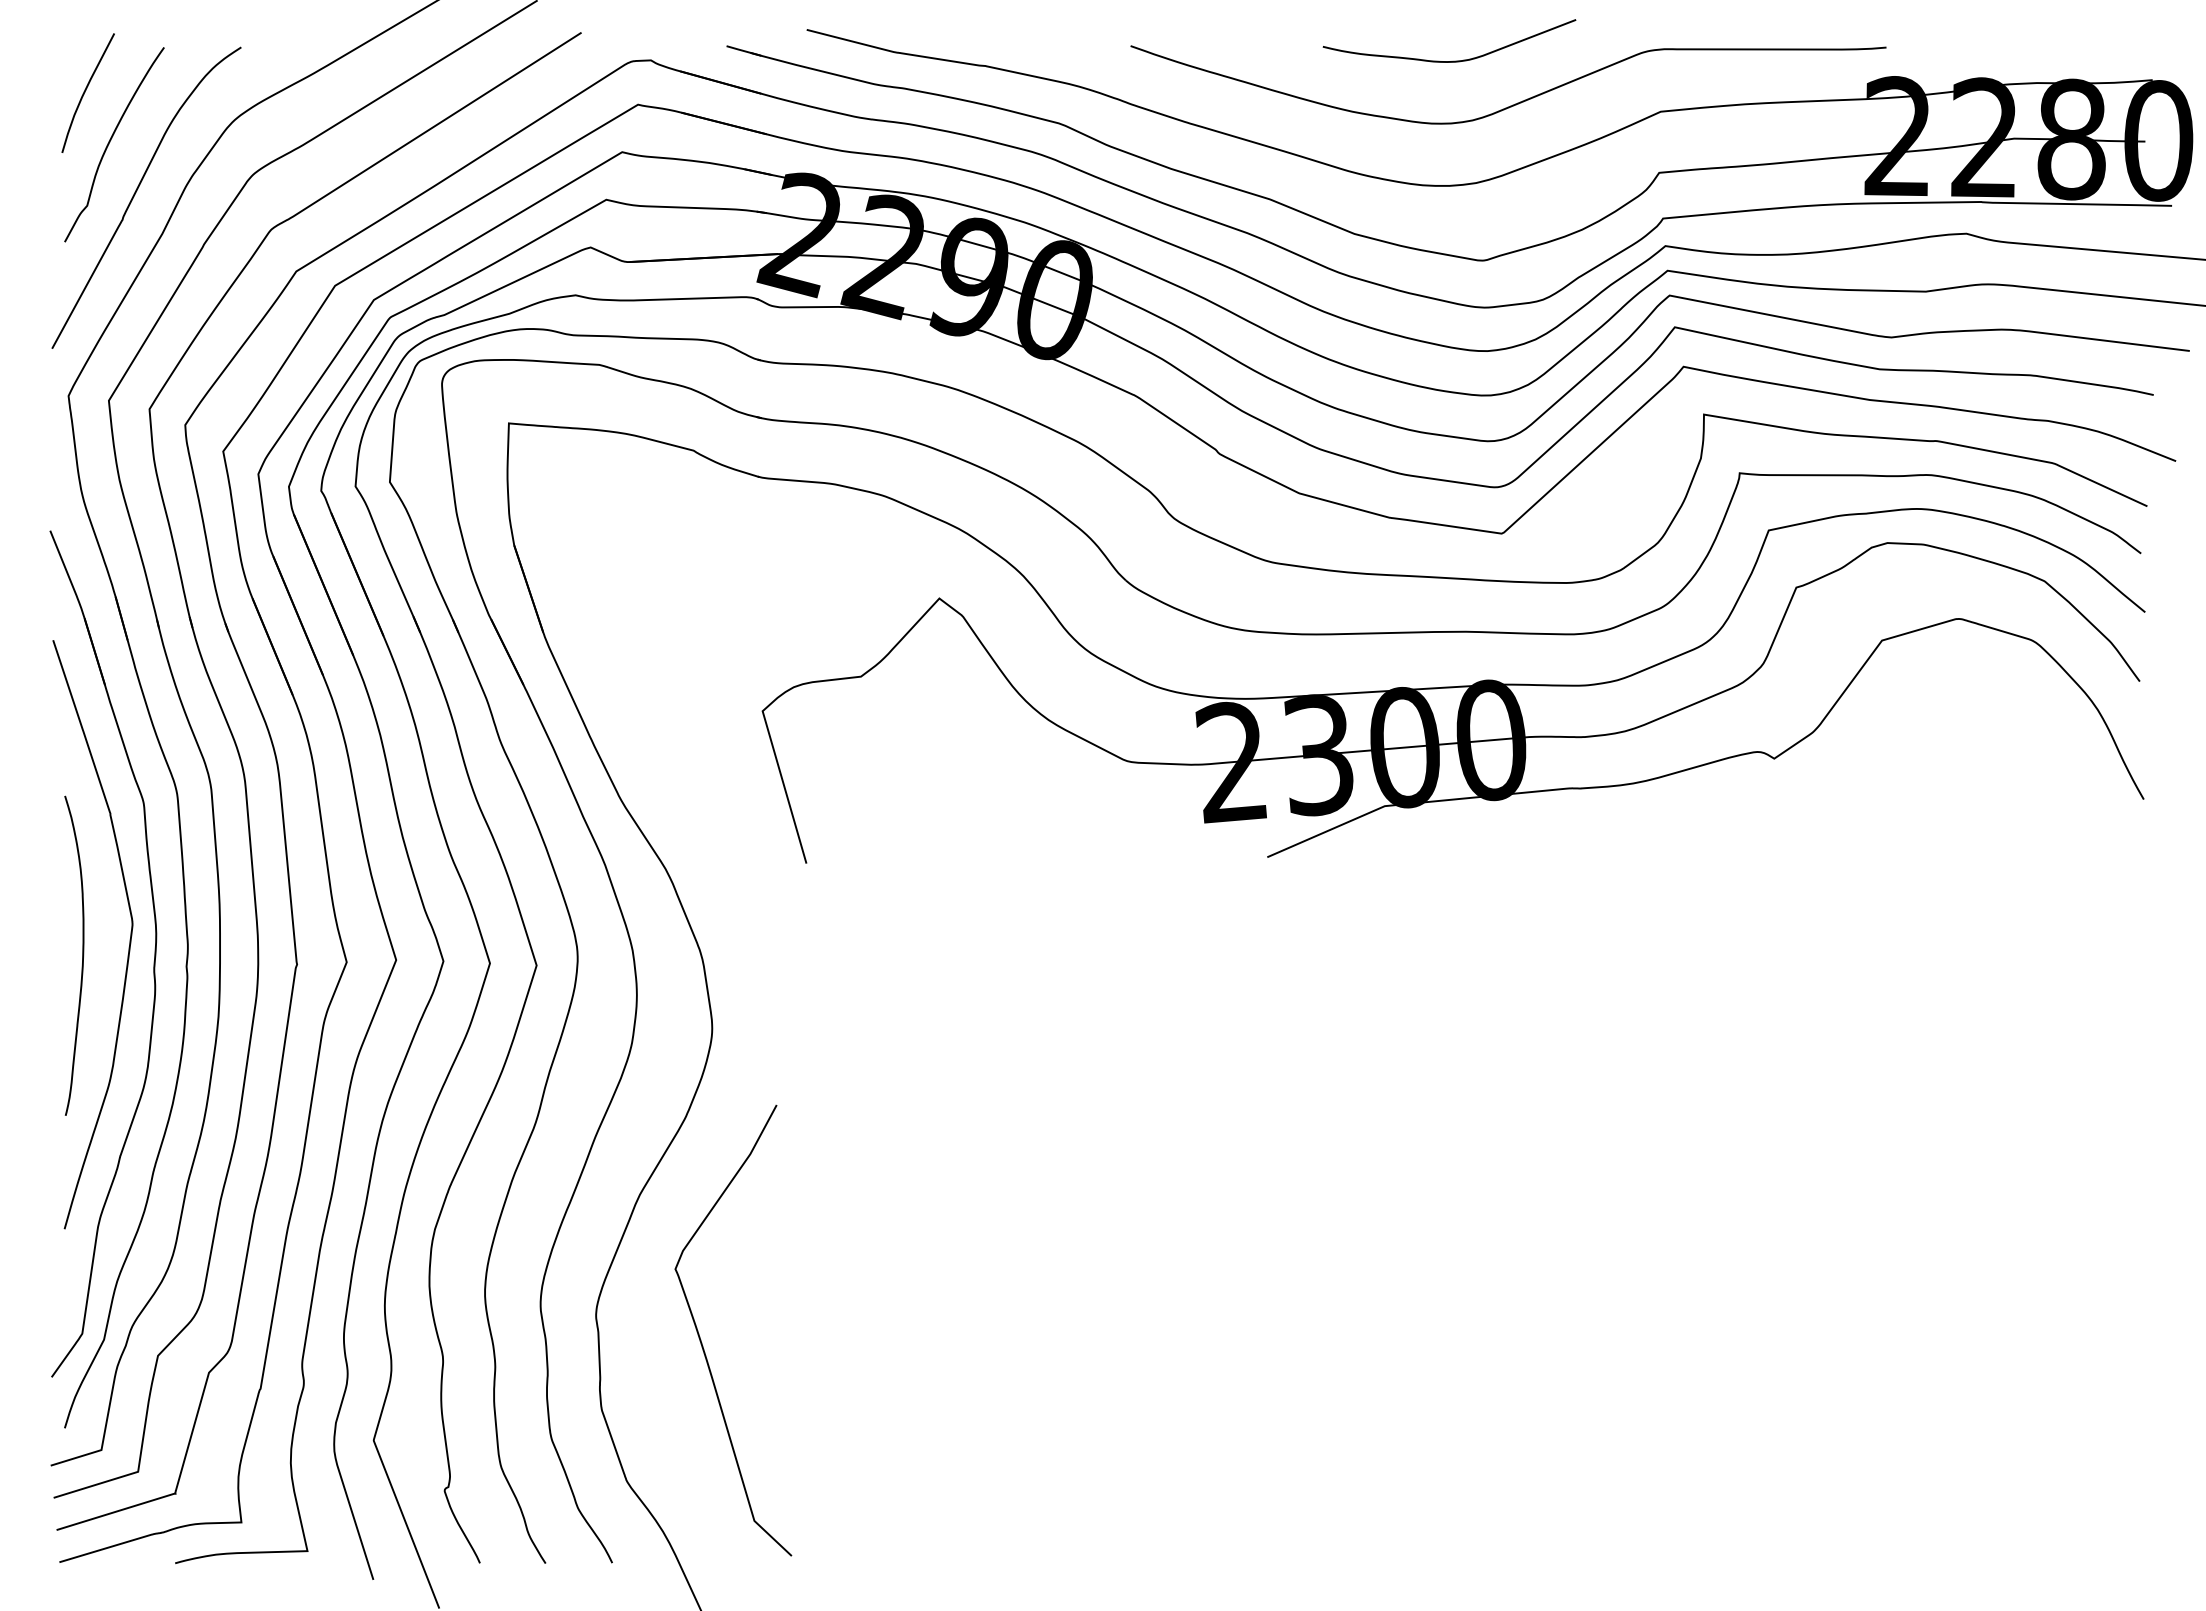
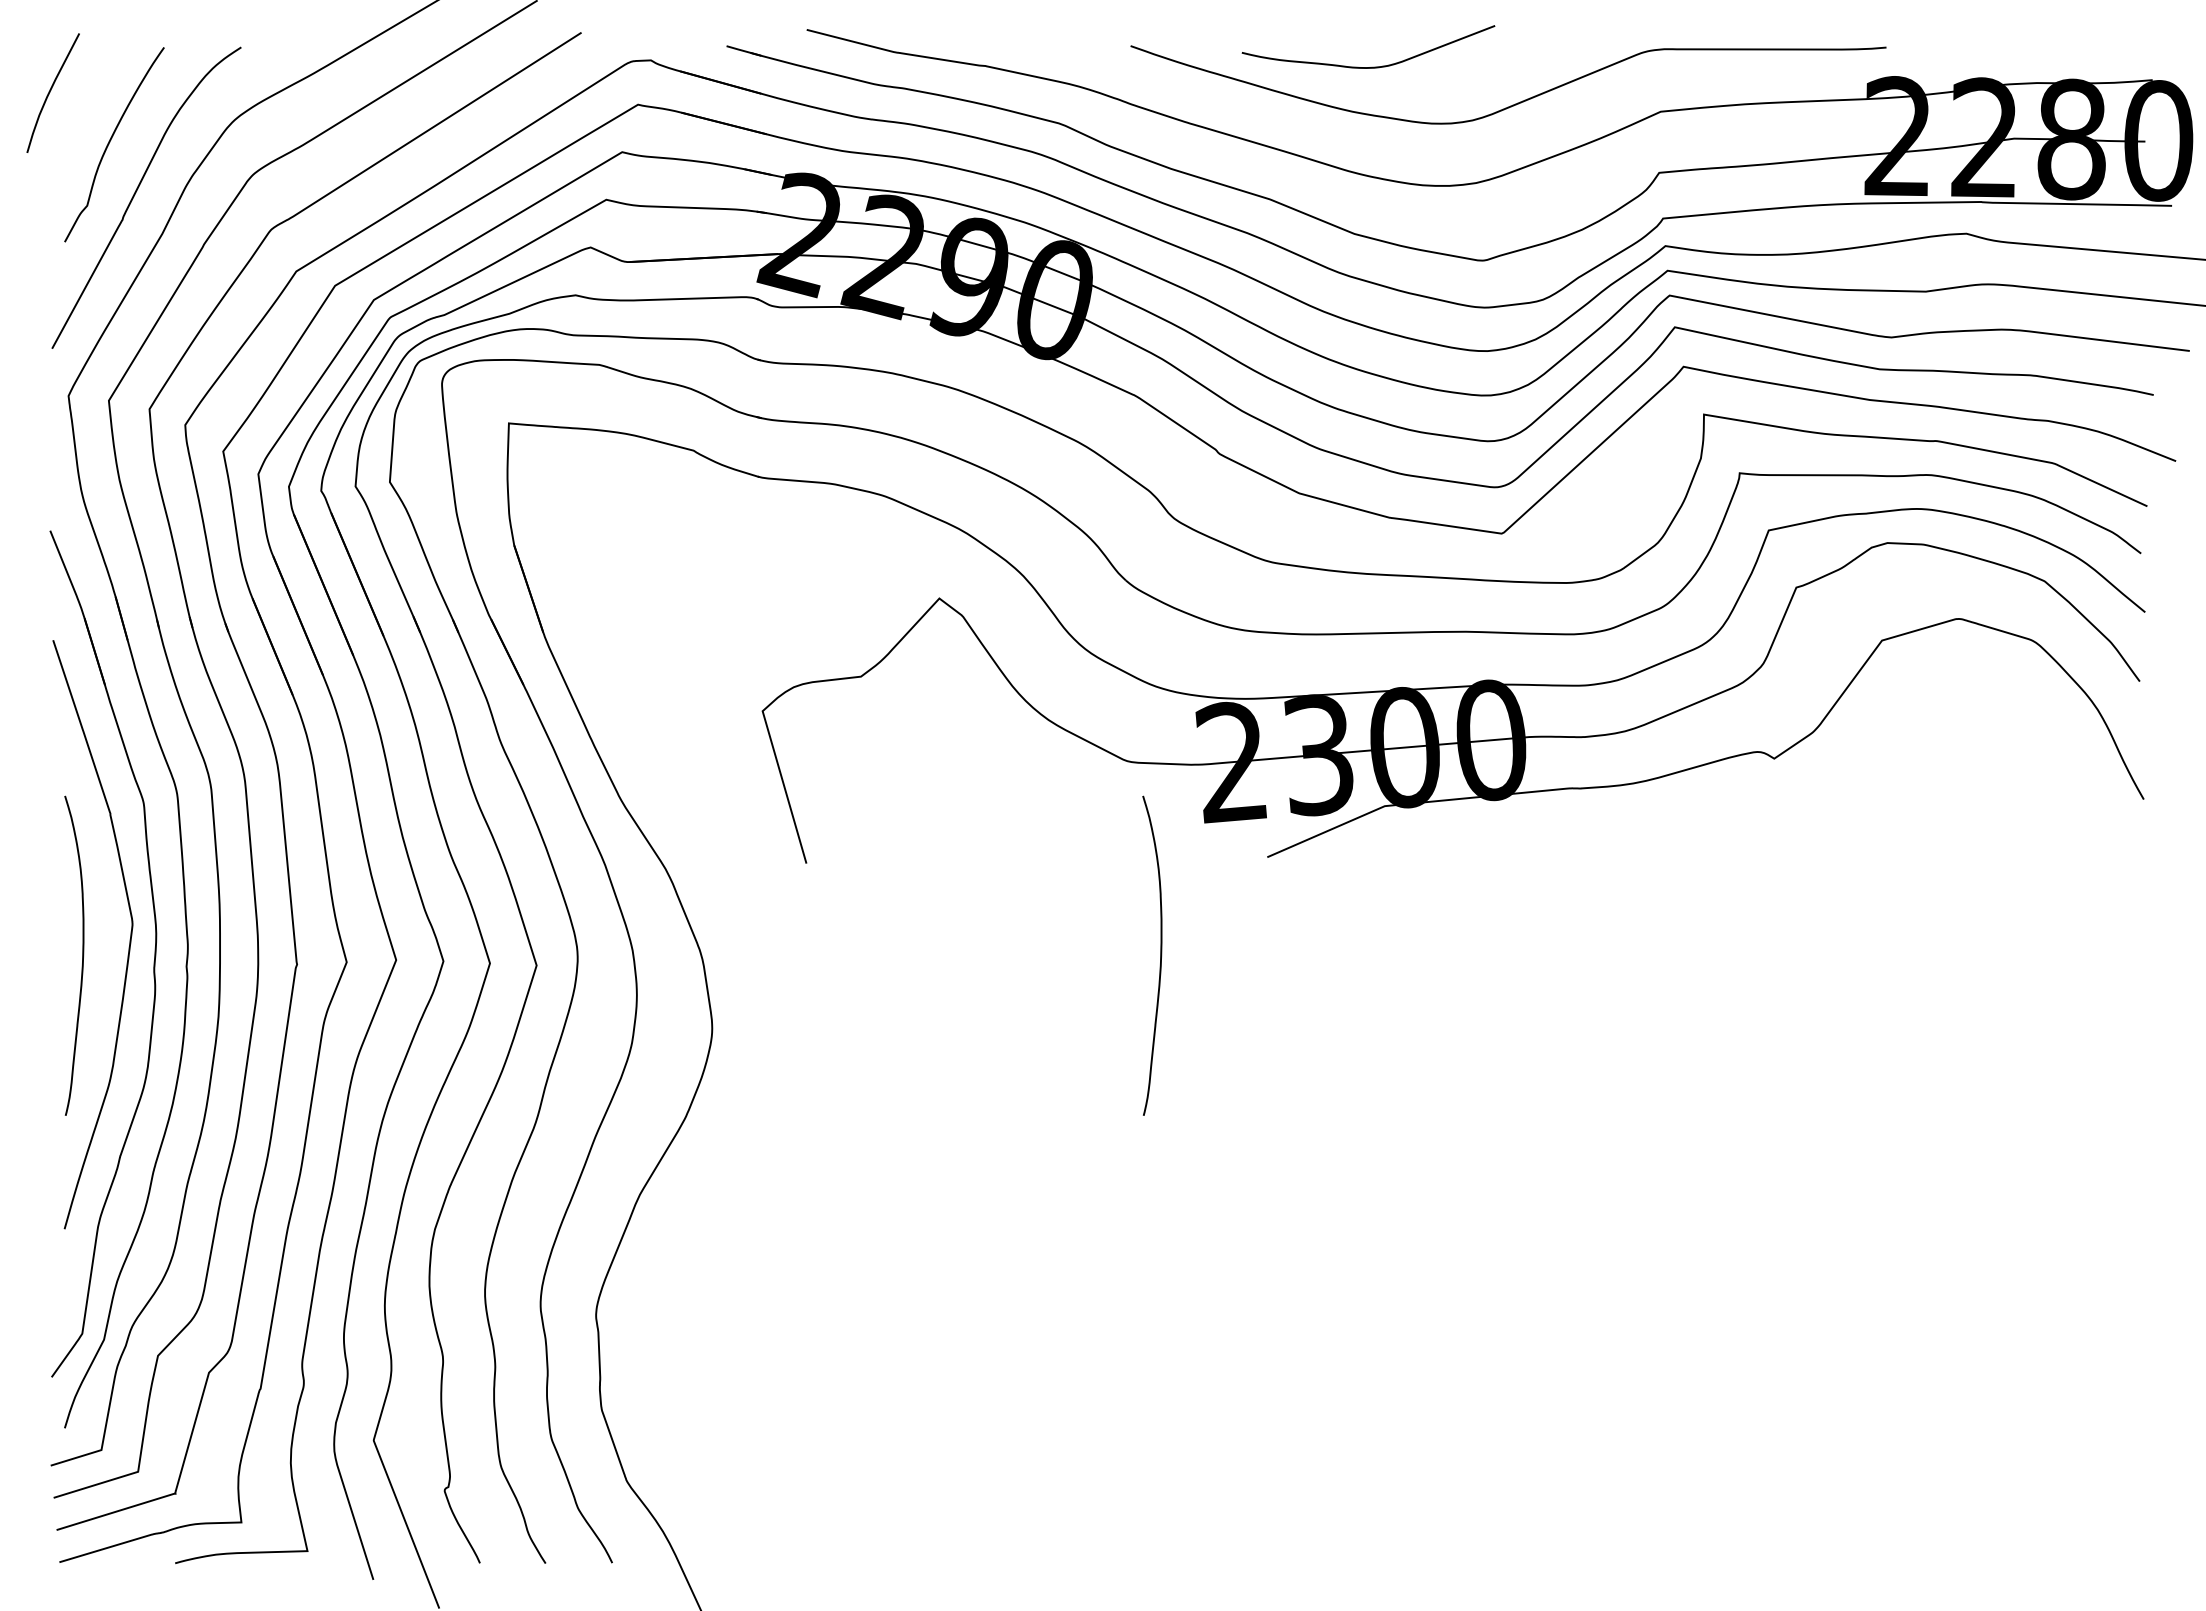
curve position: (1453, 60) -> (1372, 66) (1372, 66)
curve position: (85, 92) -> (50, 92) (50, 92)
curve: none -> present (1160, 955)
curve: present -> none (701, 1339)
